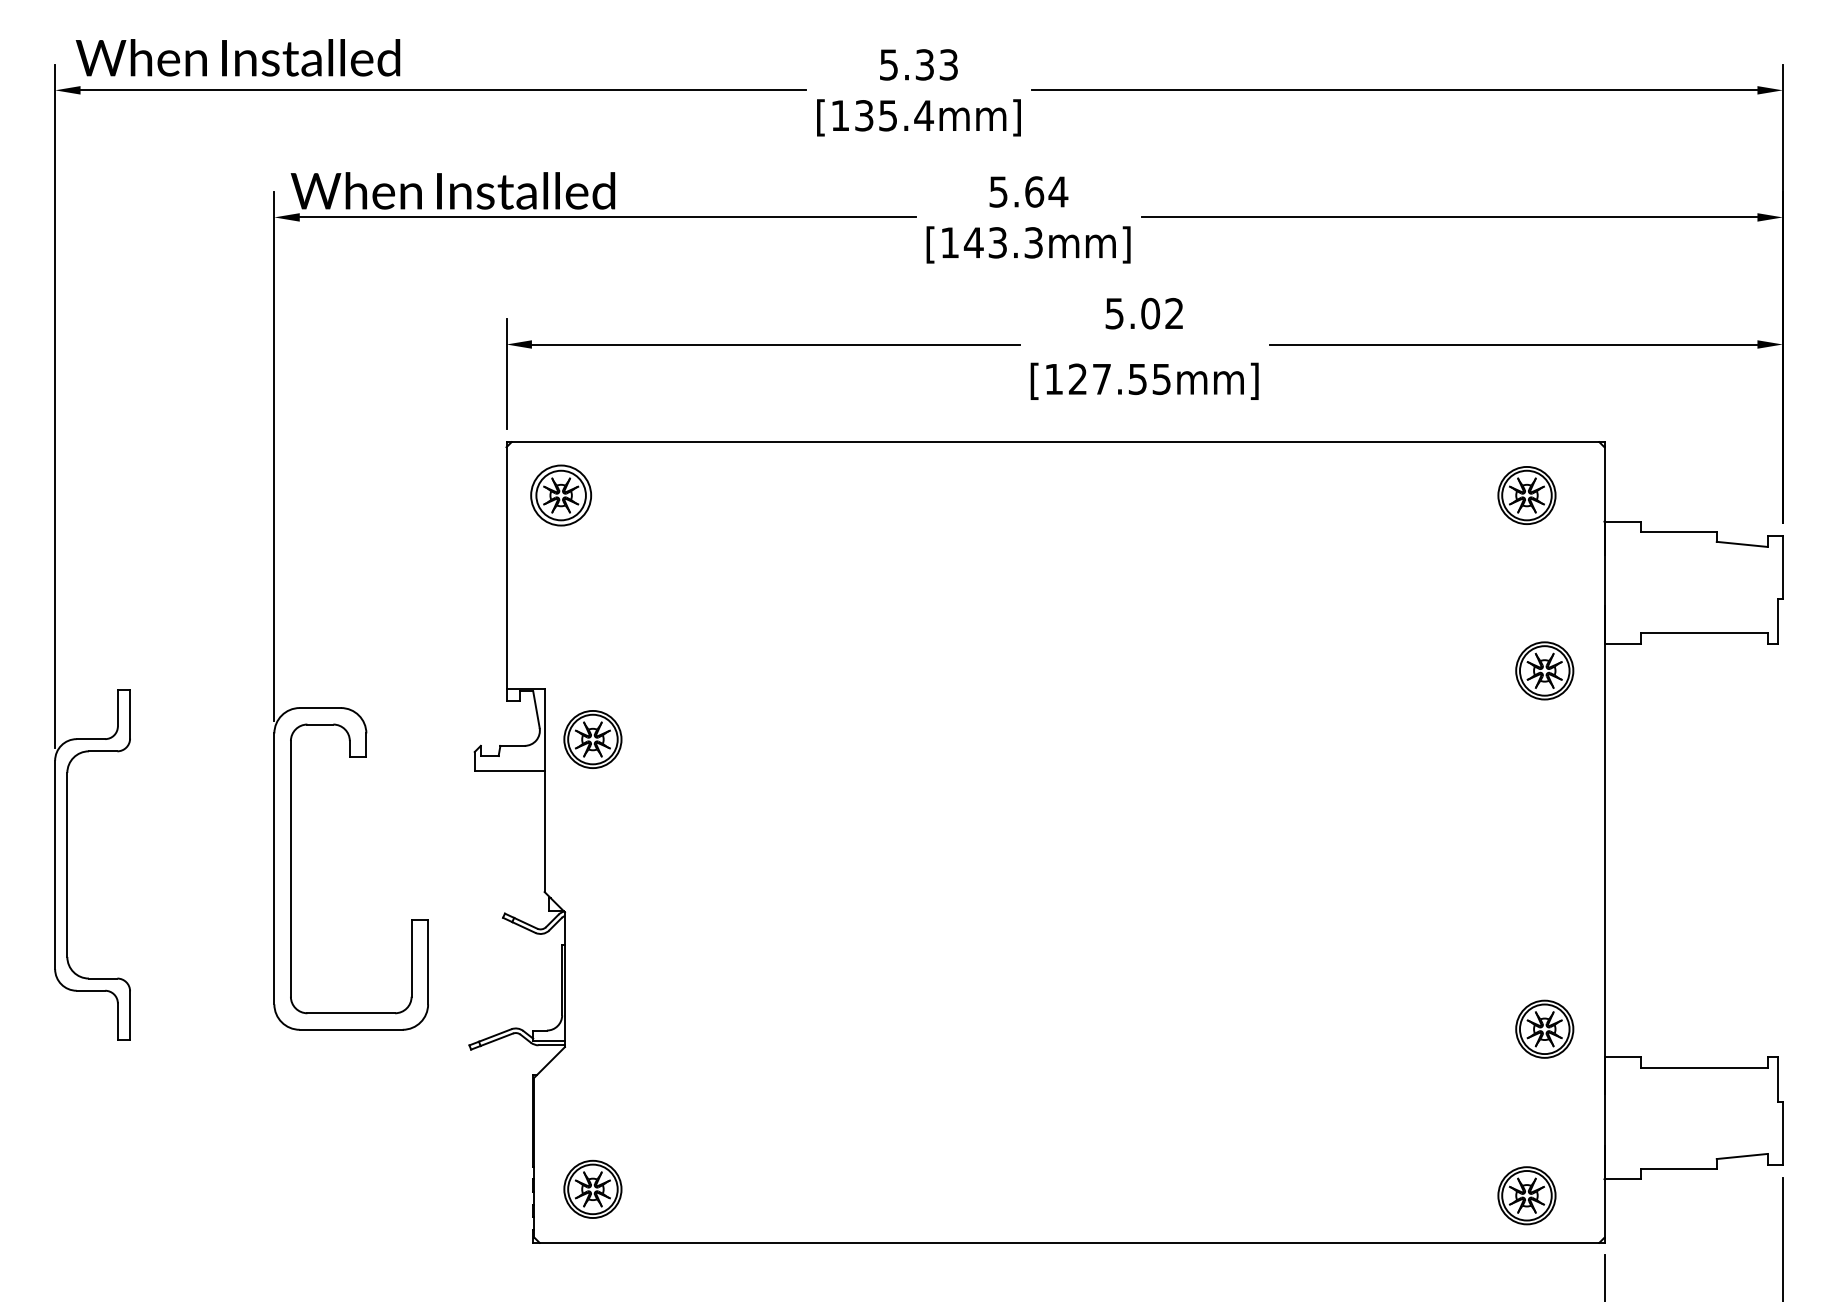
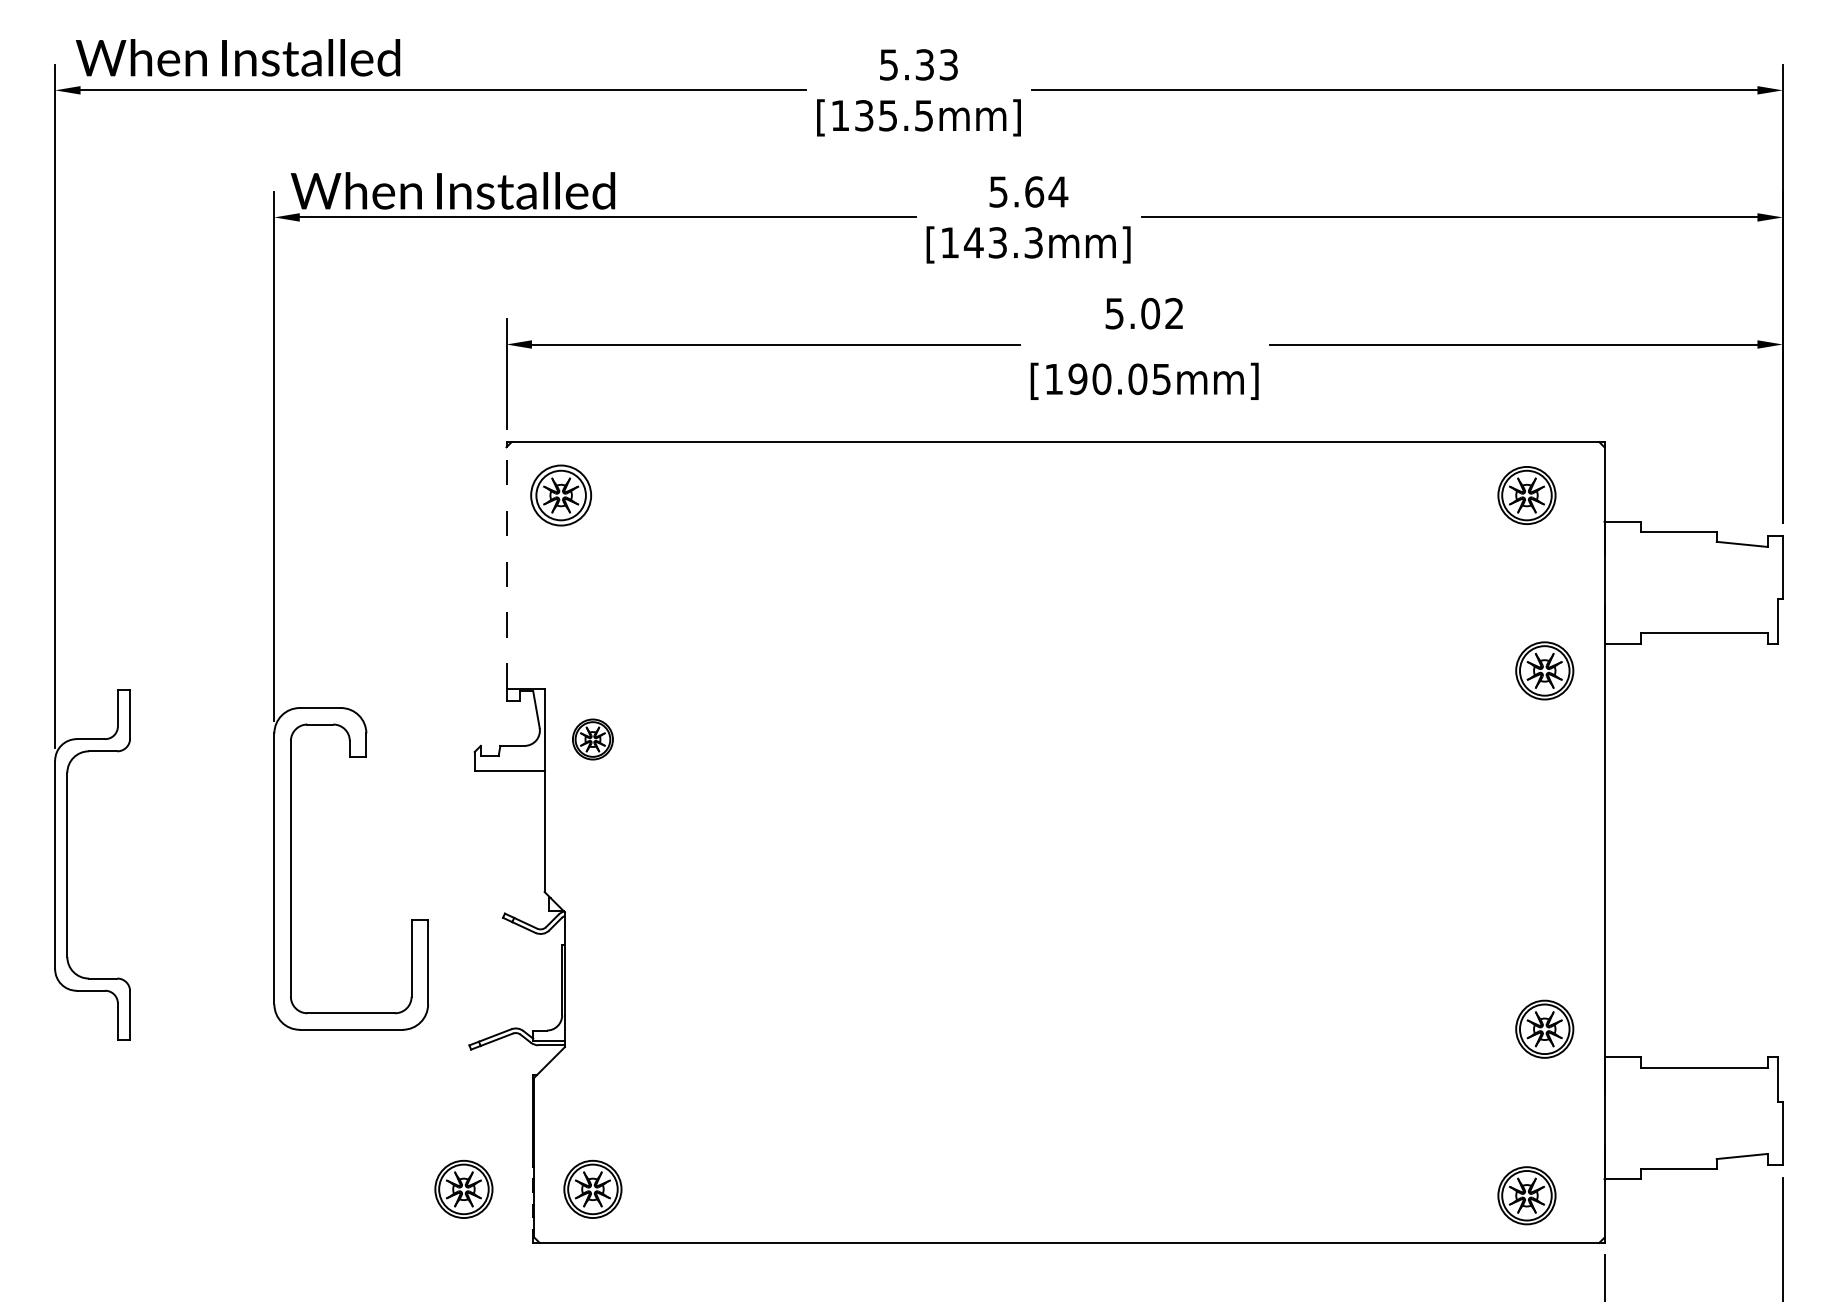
text: [135.4mm] -> [135.5mm] (924, 115)
text: [127.55mm] -> [190.05mm] (1107, 379)
line: solid -> dashed (506, 567)
part size: 60x59 px -> 42x43 px (592, 739)
part: none -> present (463, 1188)
